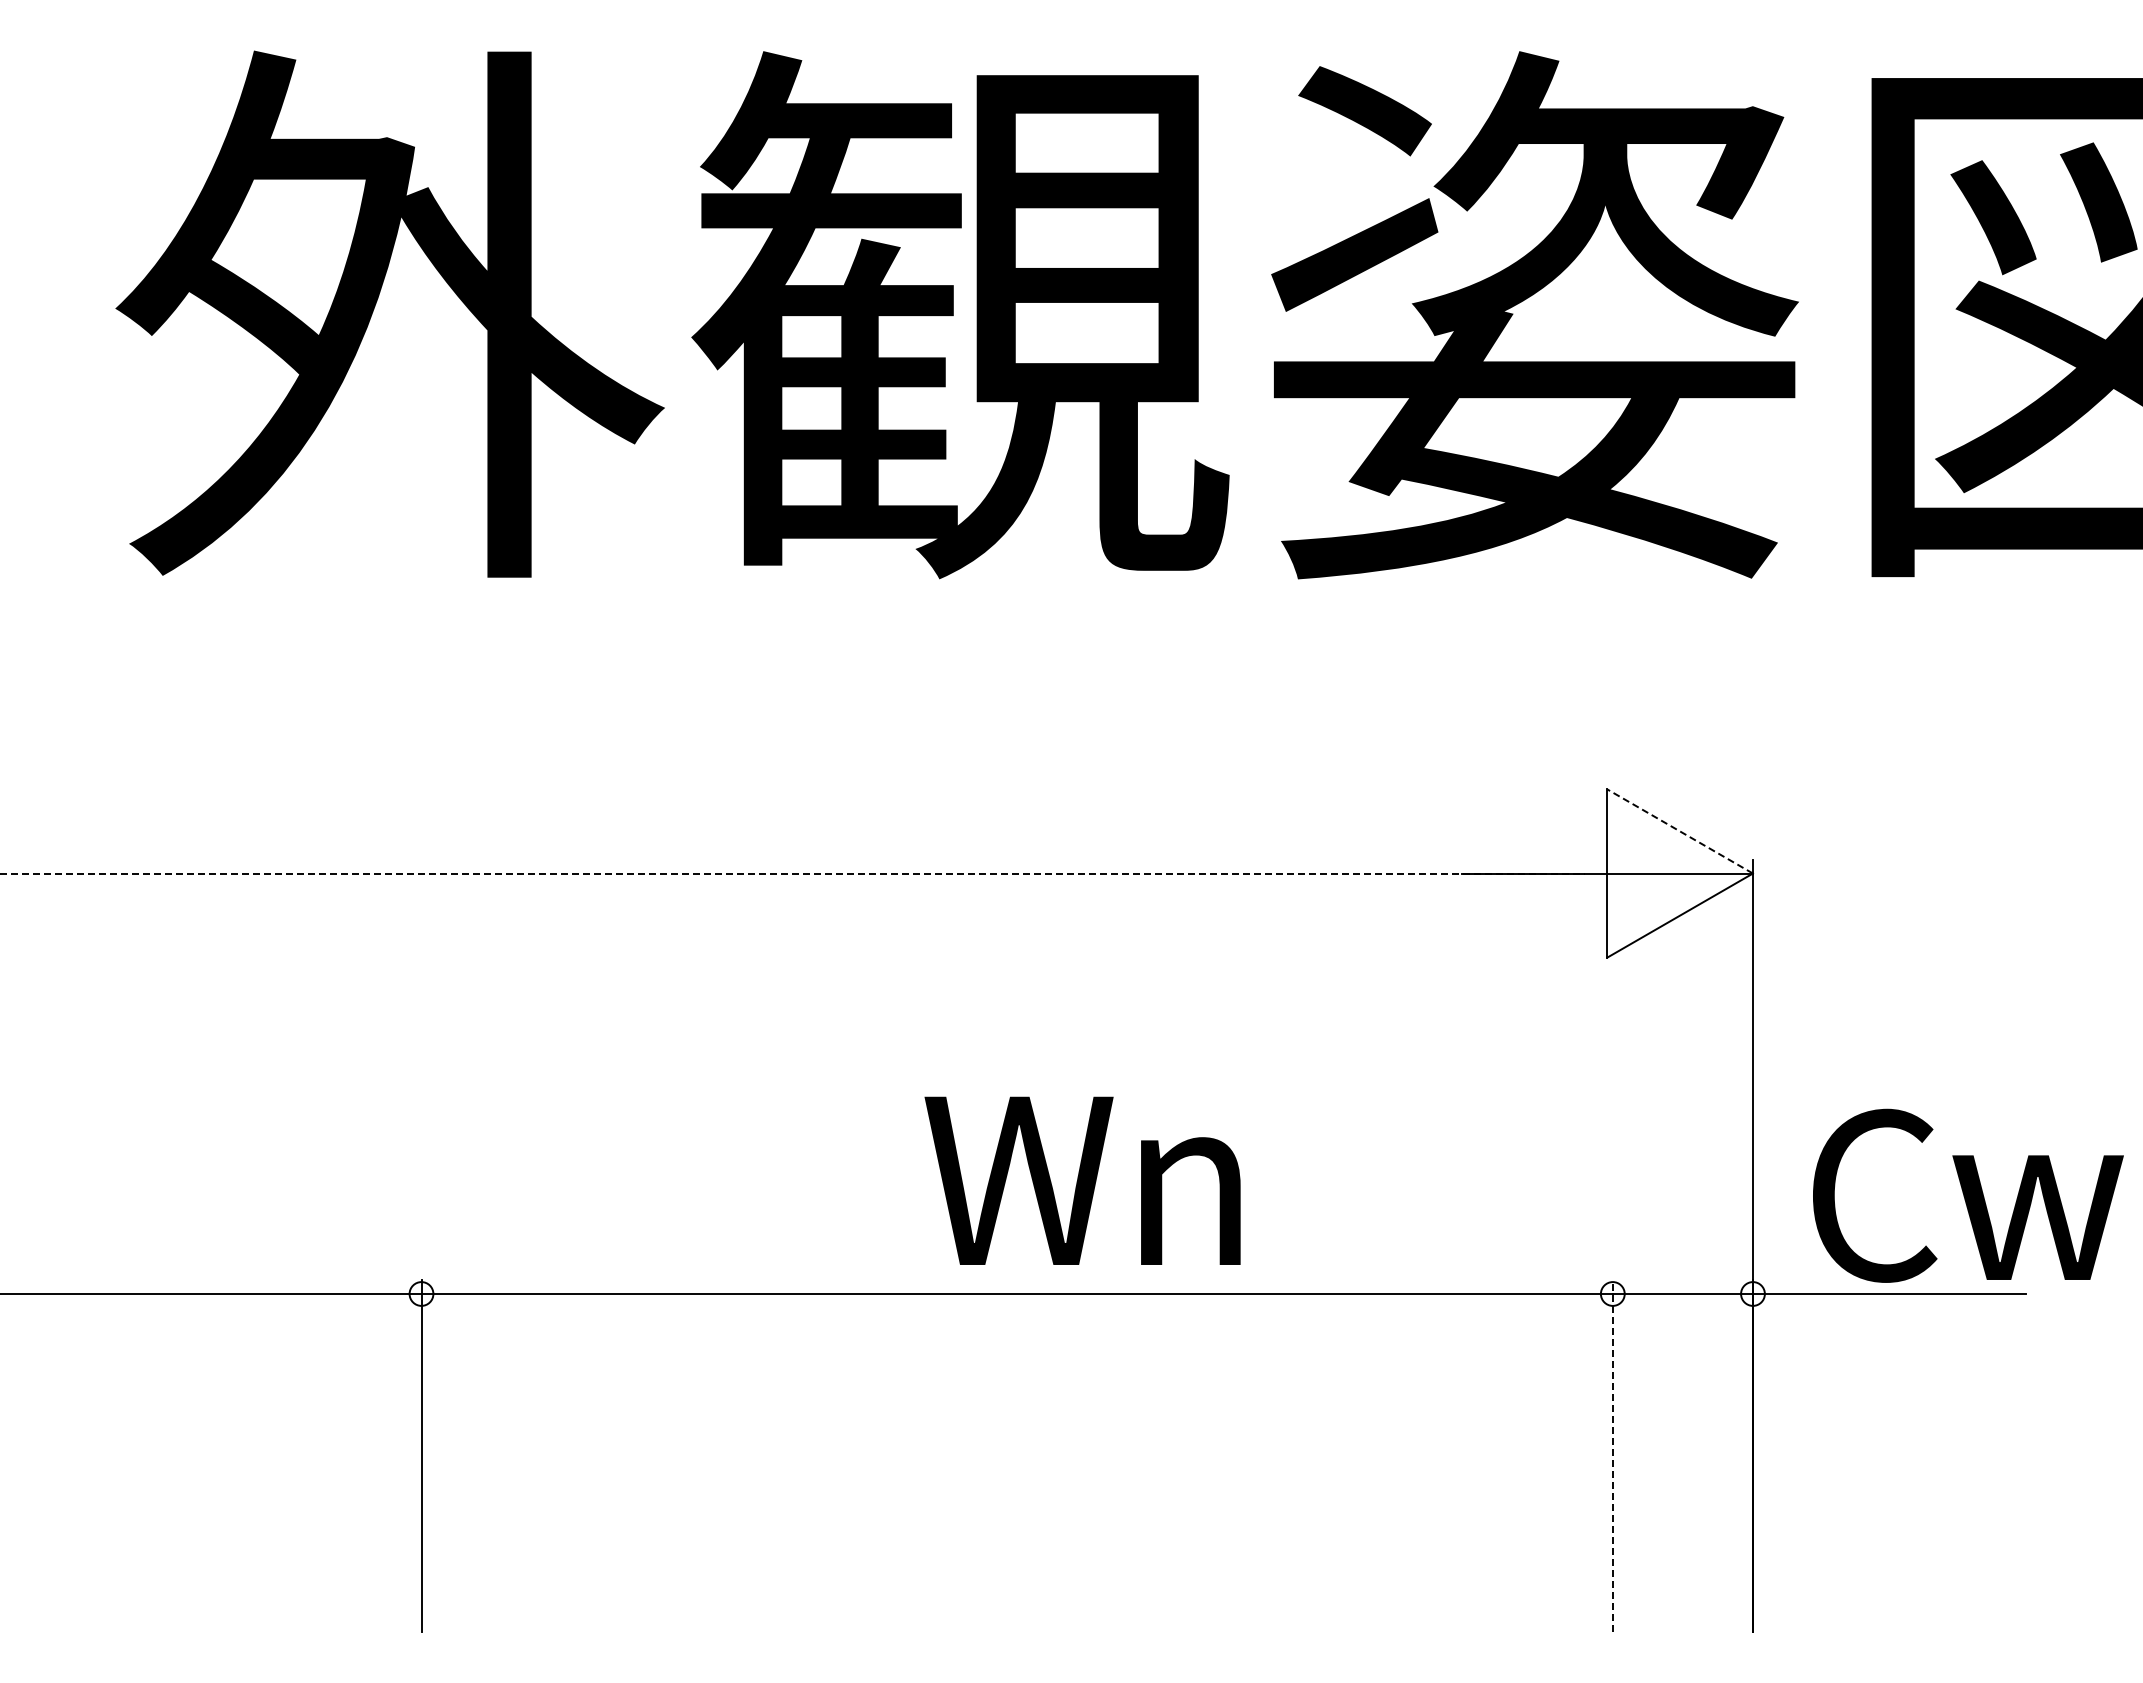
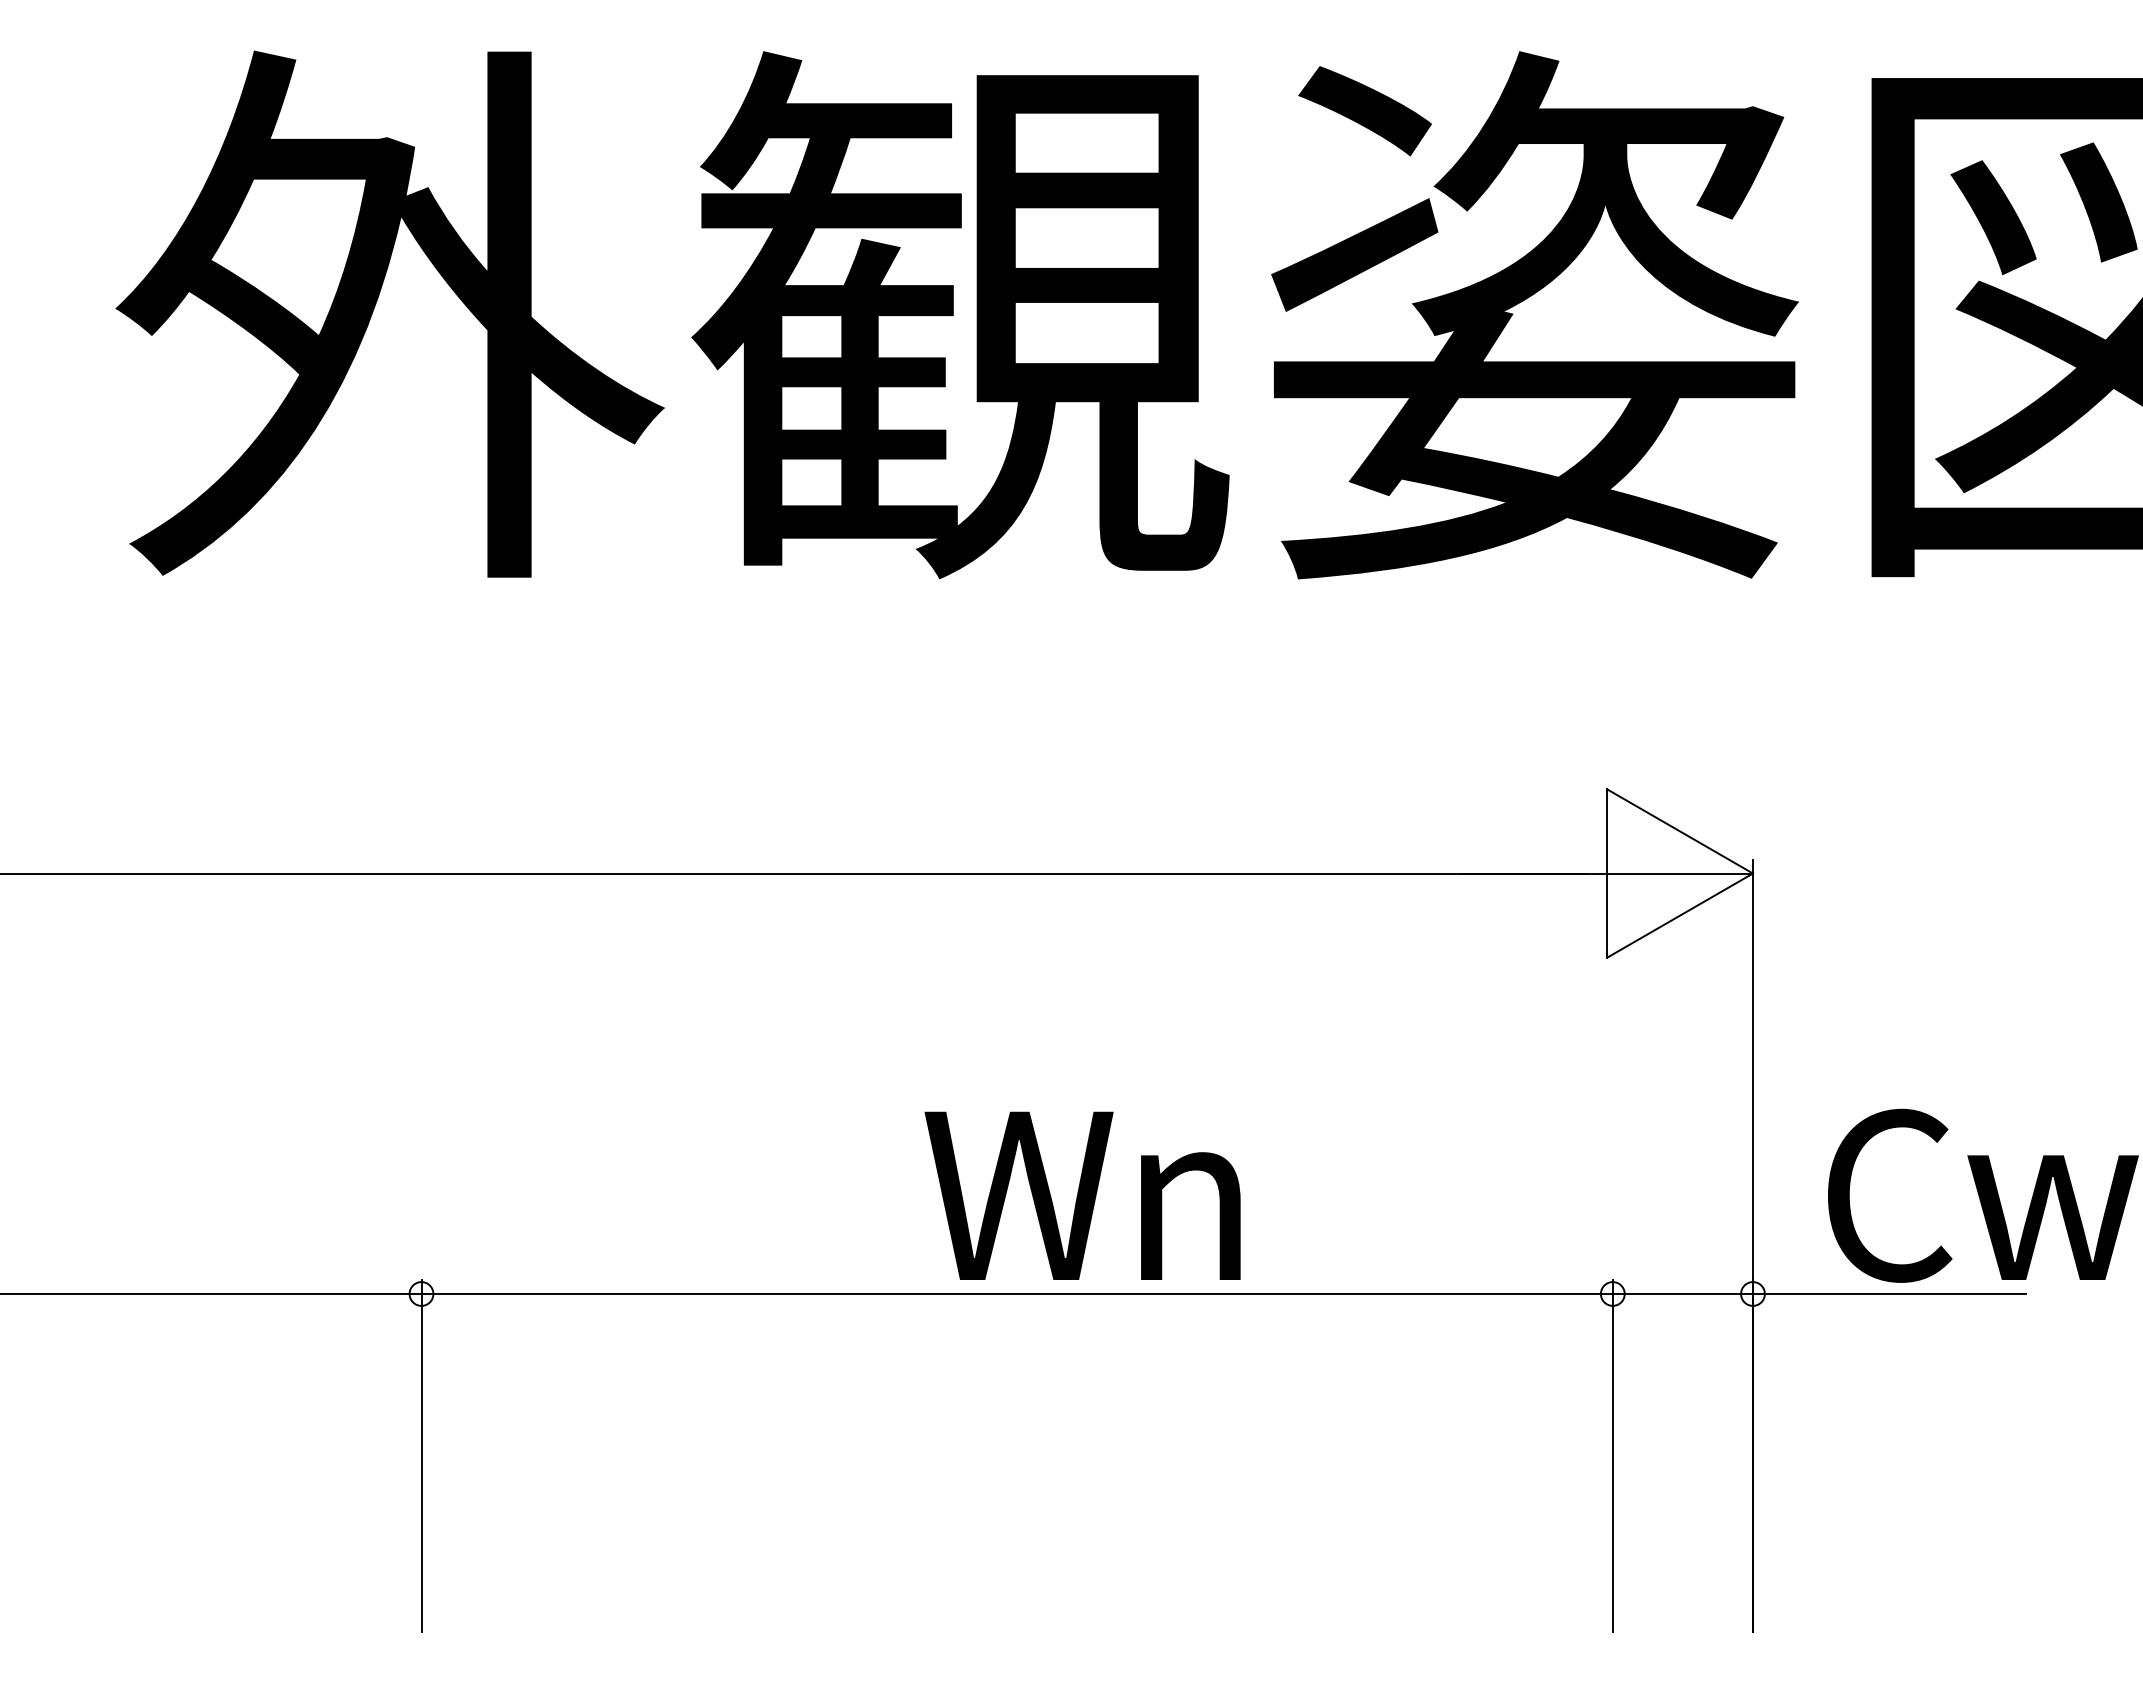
line: dashed -> solid (1679, 831)
line: dashed -> solid (792, 873)
text position: (1082, 1180) -> (1082, 1195) (1082, 1195)
text position: (1968, 1195) -> (1983, 1195) (1983, 1195)
line: dashed -> solid (1612, 1455)
